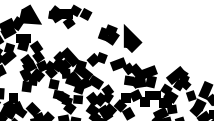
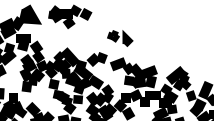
part size: 45x29 px -> 27x17 px (120, 38)
